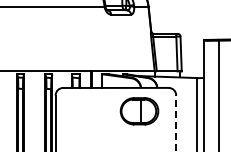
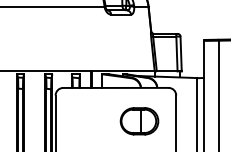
part position: (139, 111) -> (139, 121) (139, 121)
line: dashed -> solid (176, 123)
